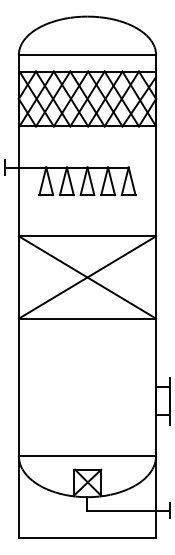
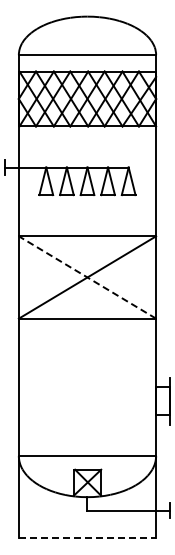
line: solid -> dashed (87, 277)
line: solid -> dashed (87, 538)
